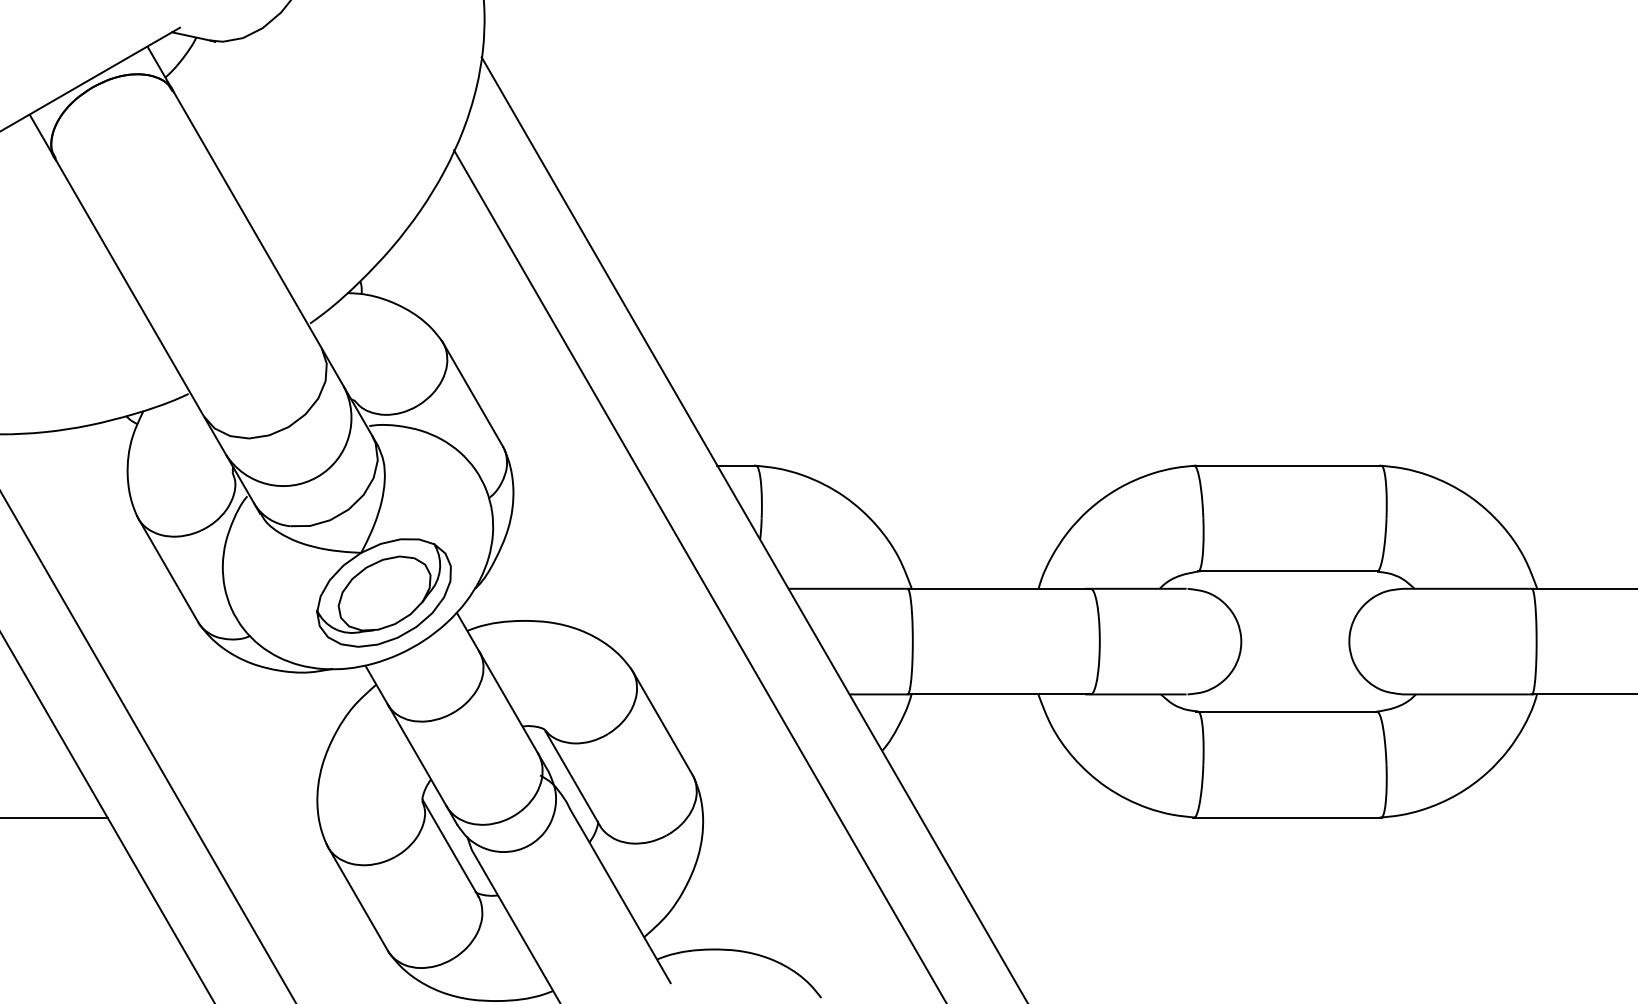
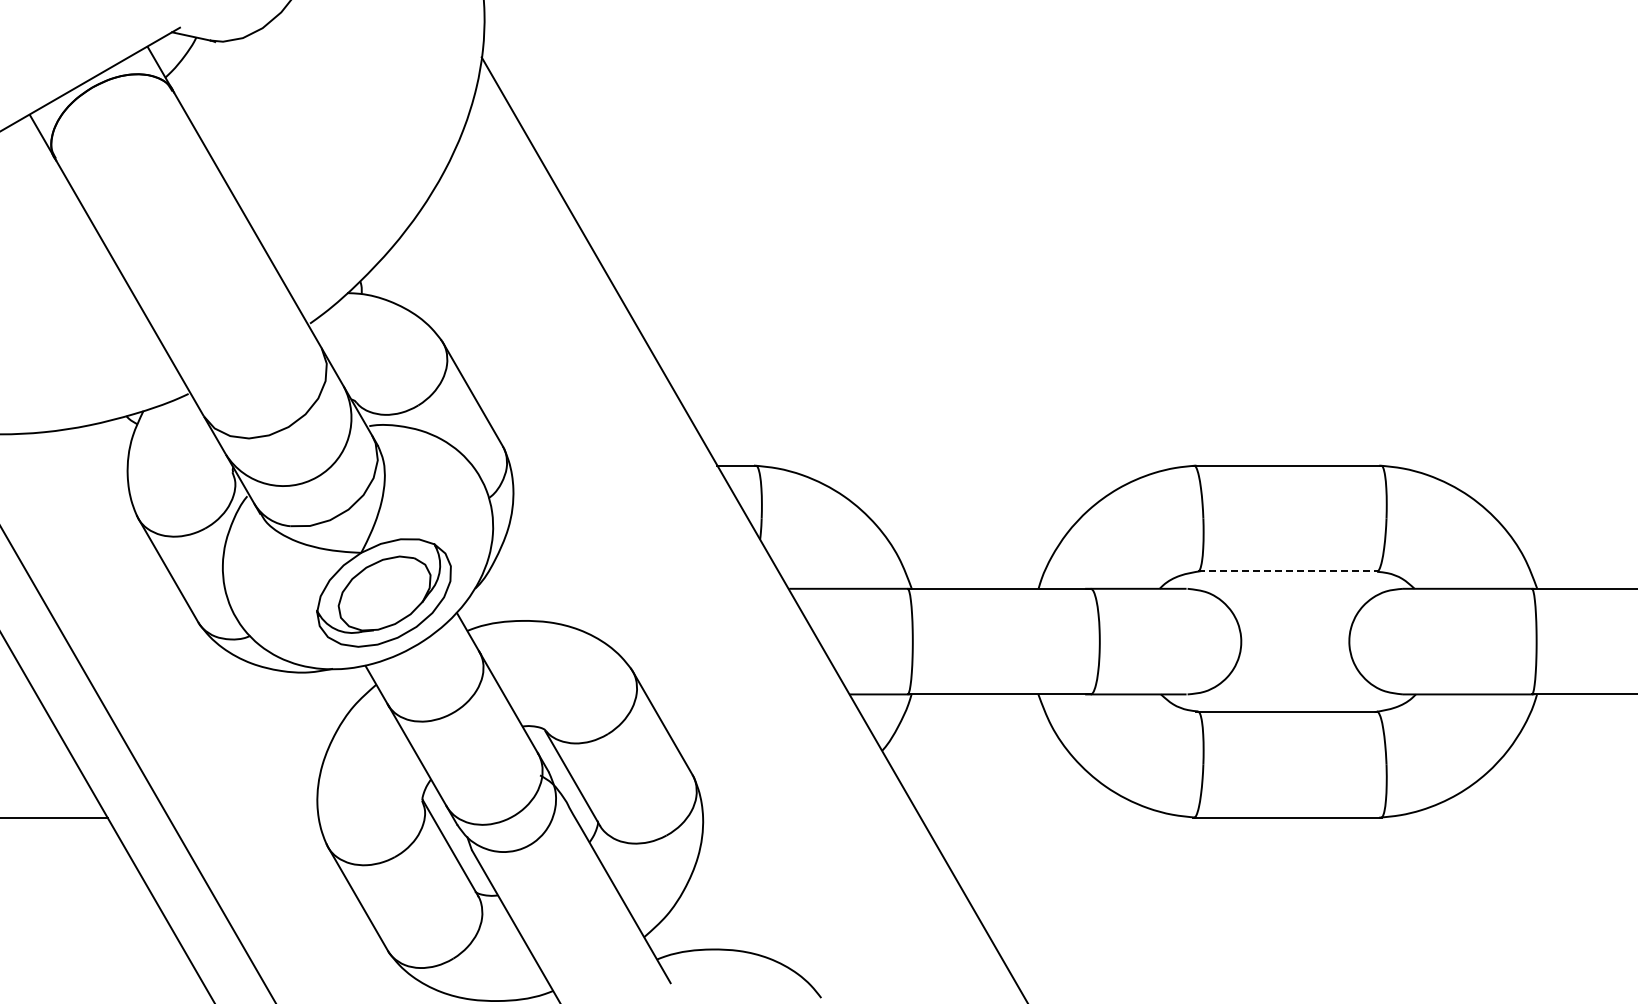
line: solid -> dashed (1289, 571)
line: present -> none (699, 575)
line position: (148, 747) -> (138, 764) (138, 764)
